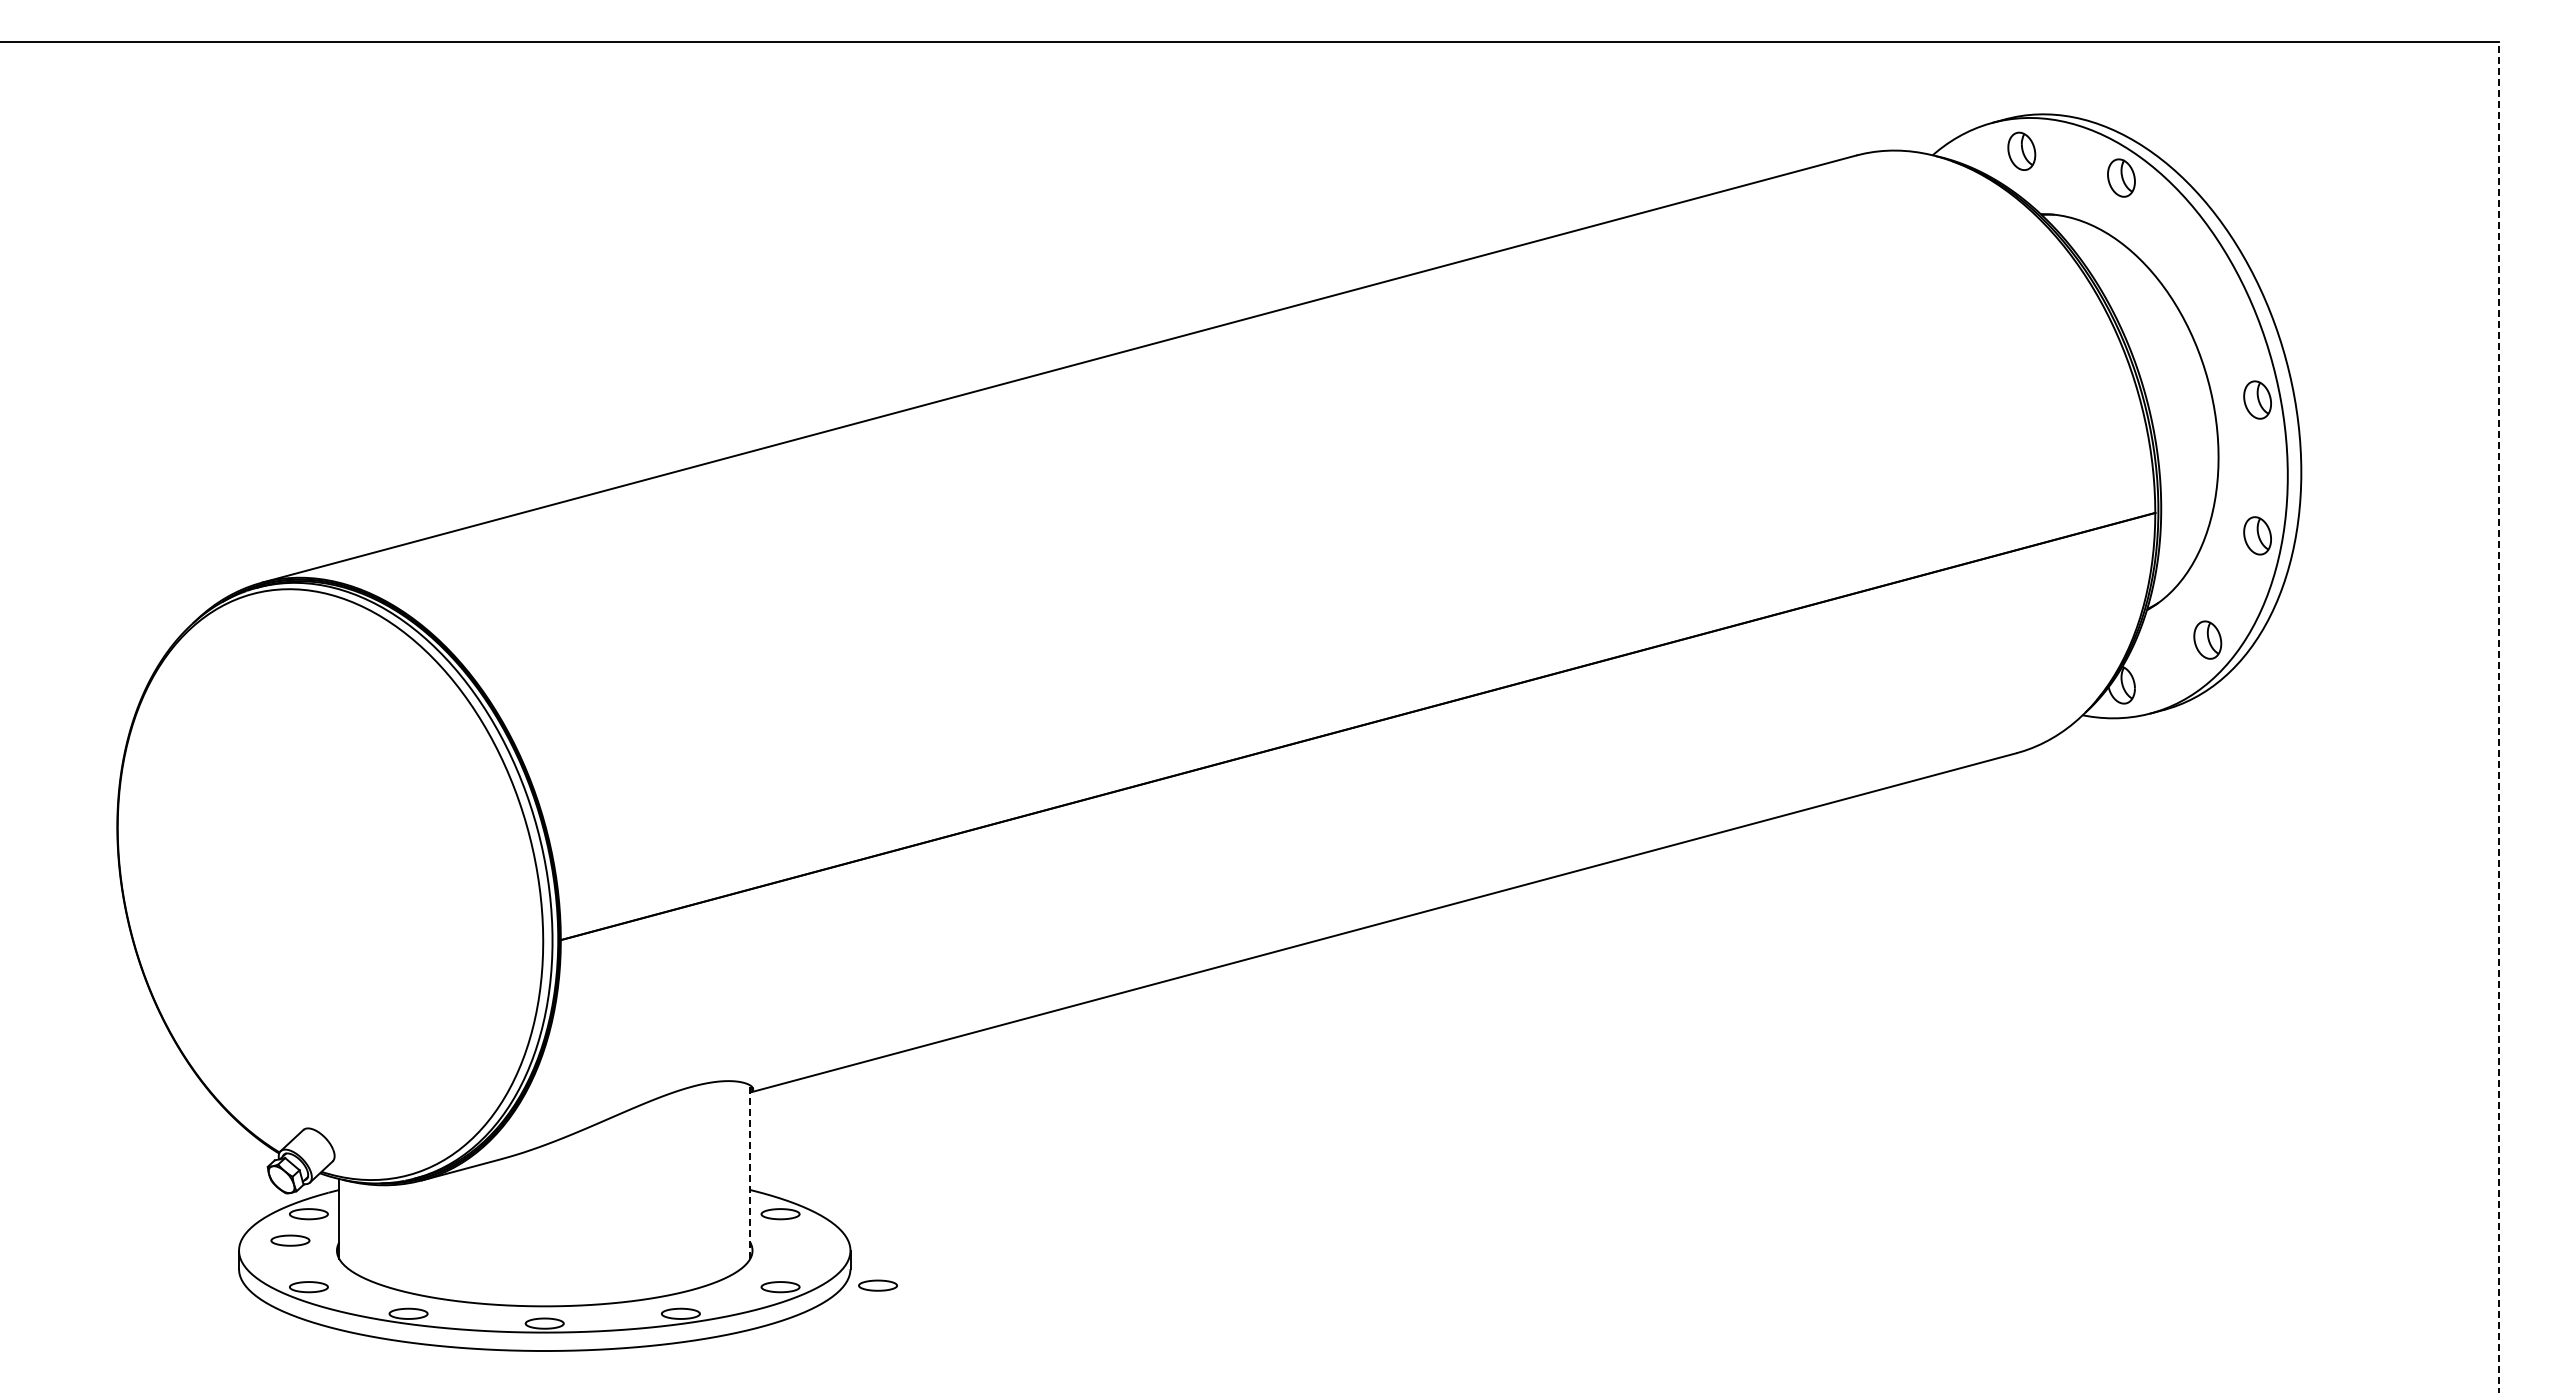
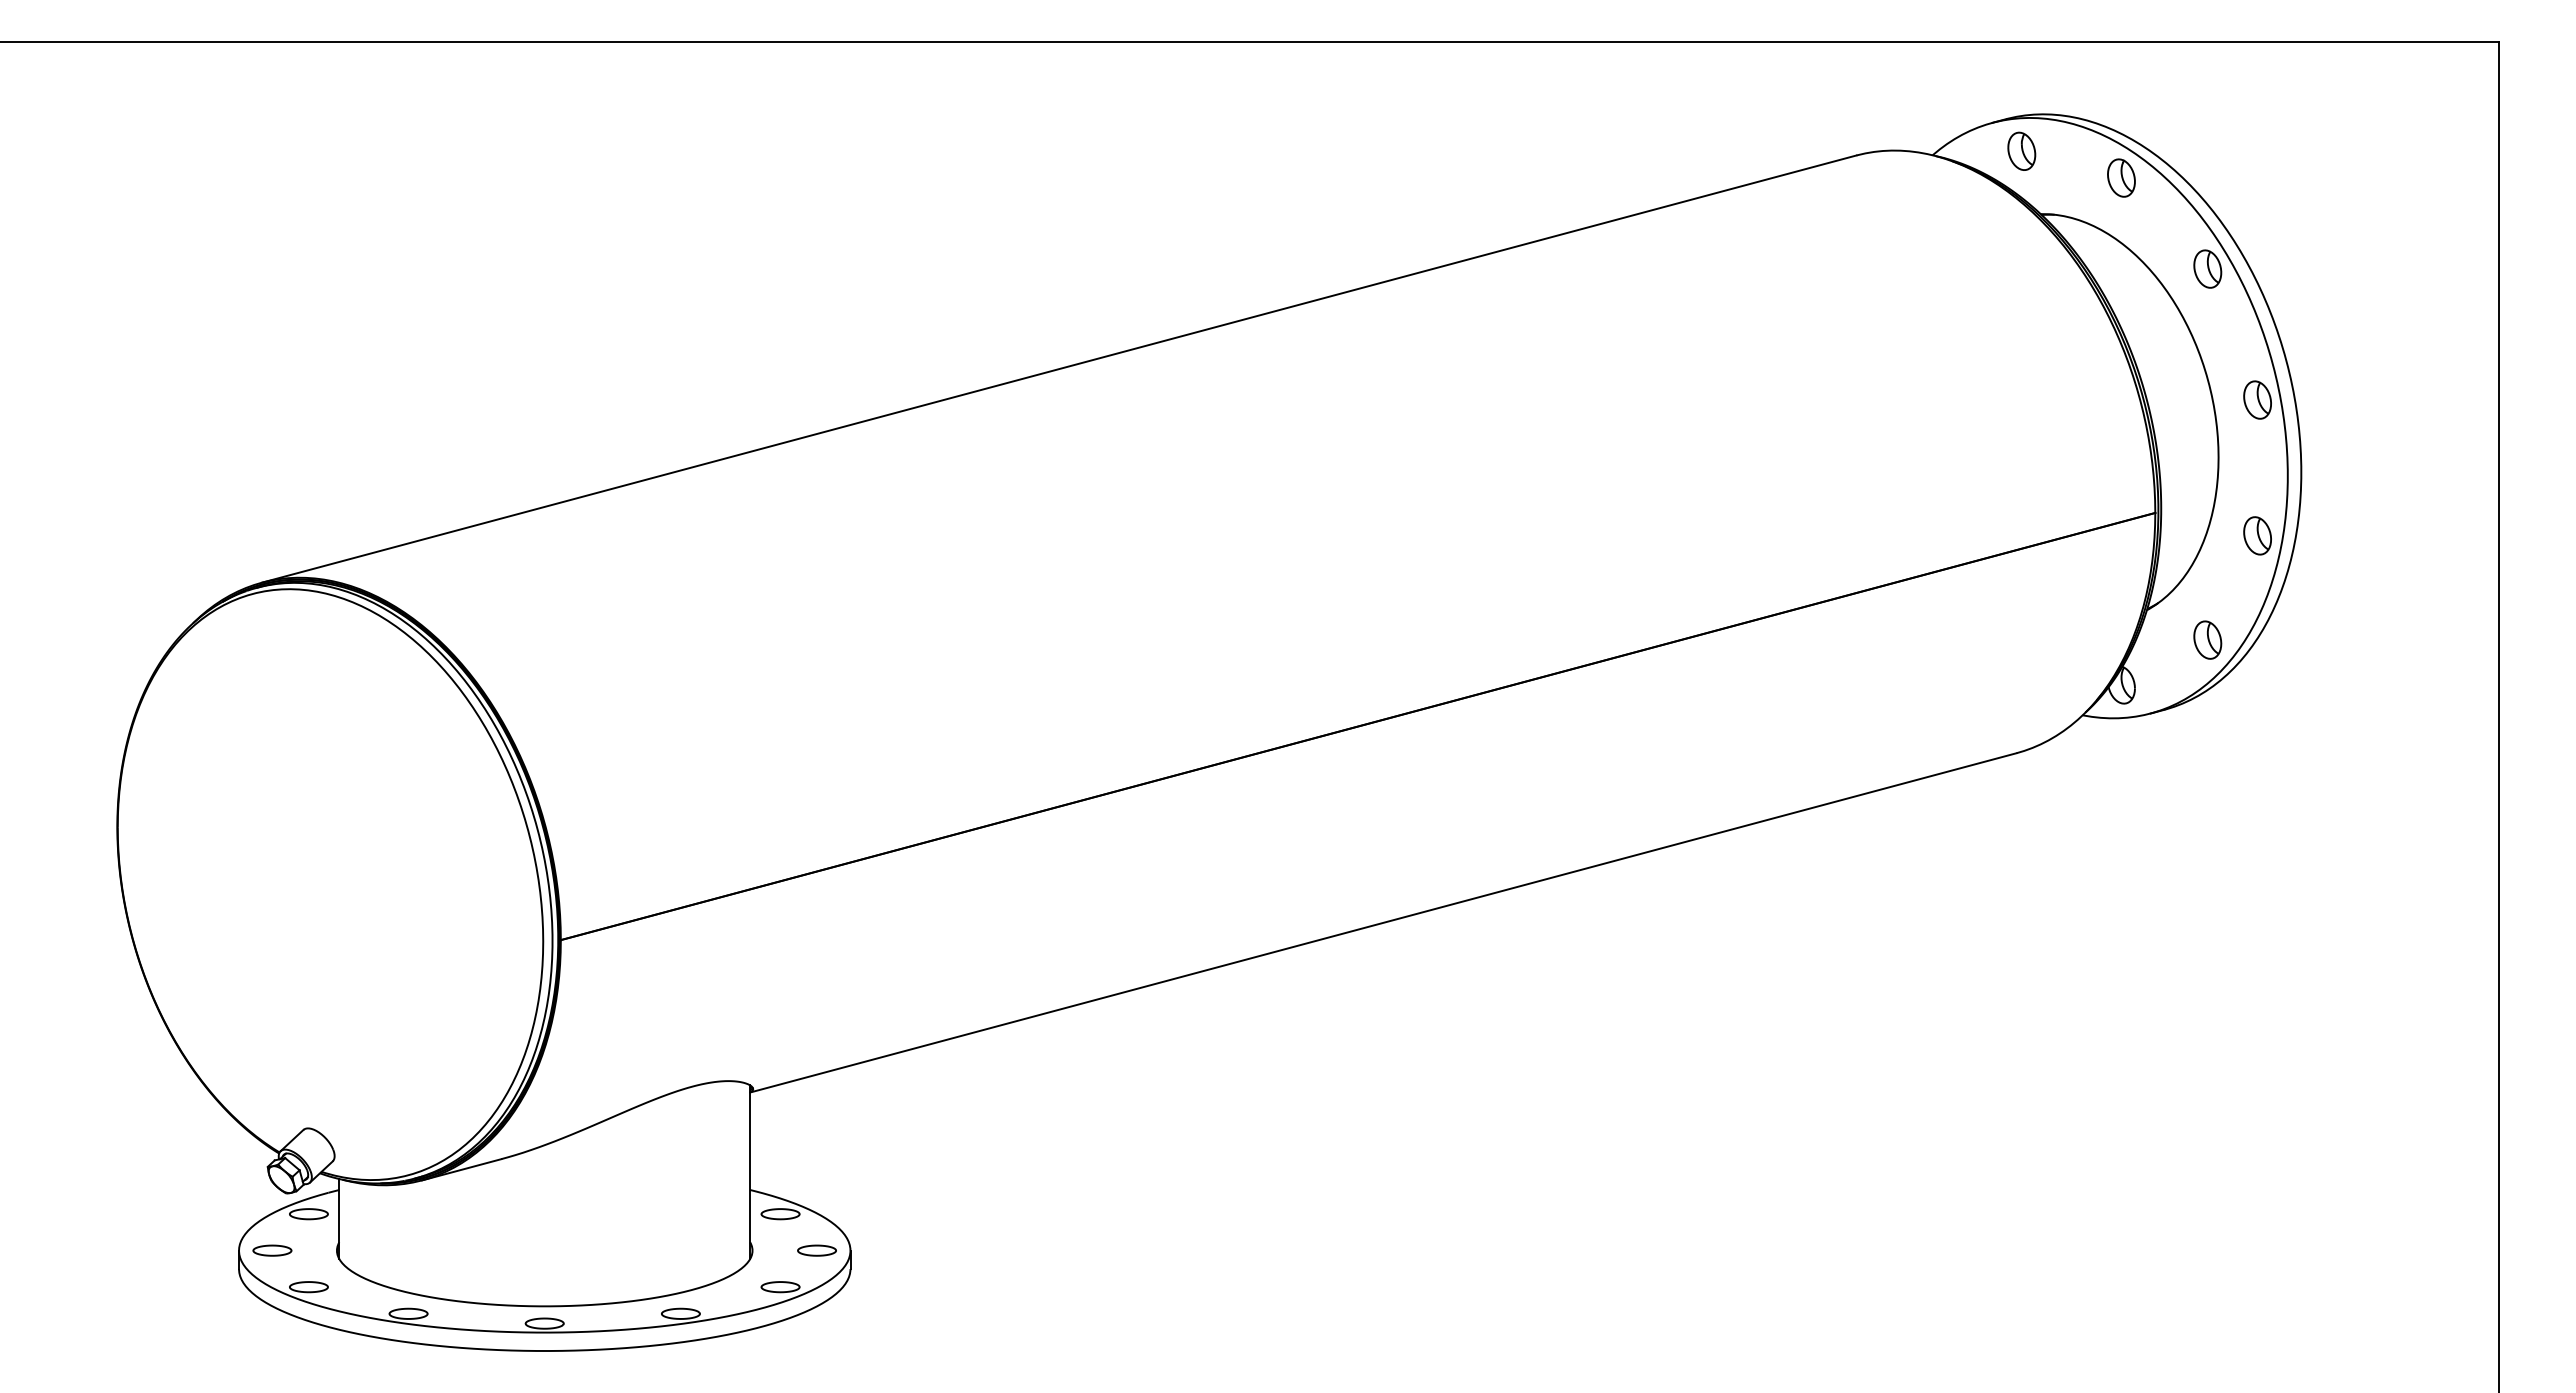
part: none -> present (2207, 268)
line: dashed -> solid (2498, 716)
line: dashed -> solid (750, 1172)
part position: (290, 1240) -> (272, 1250) (272, 1250)
part position: (877, 1285) -> (816, 1250) (816, 1250)
